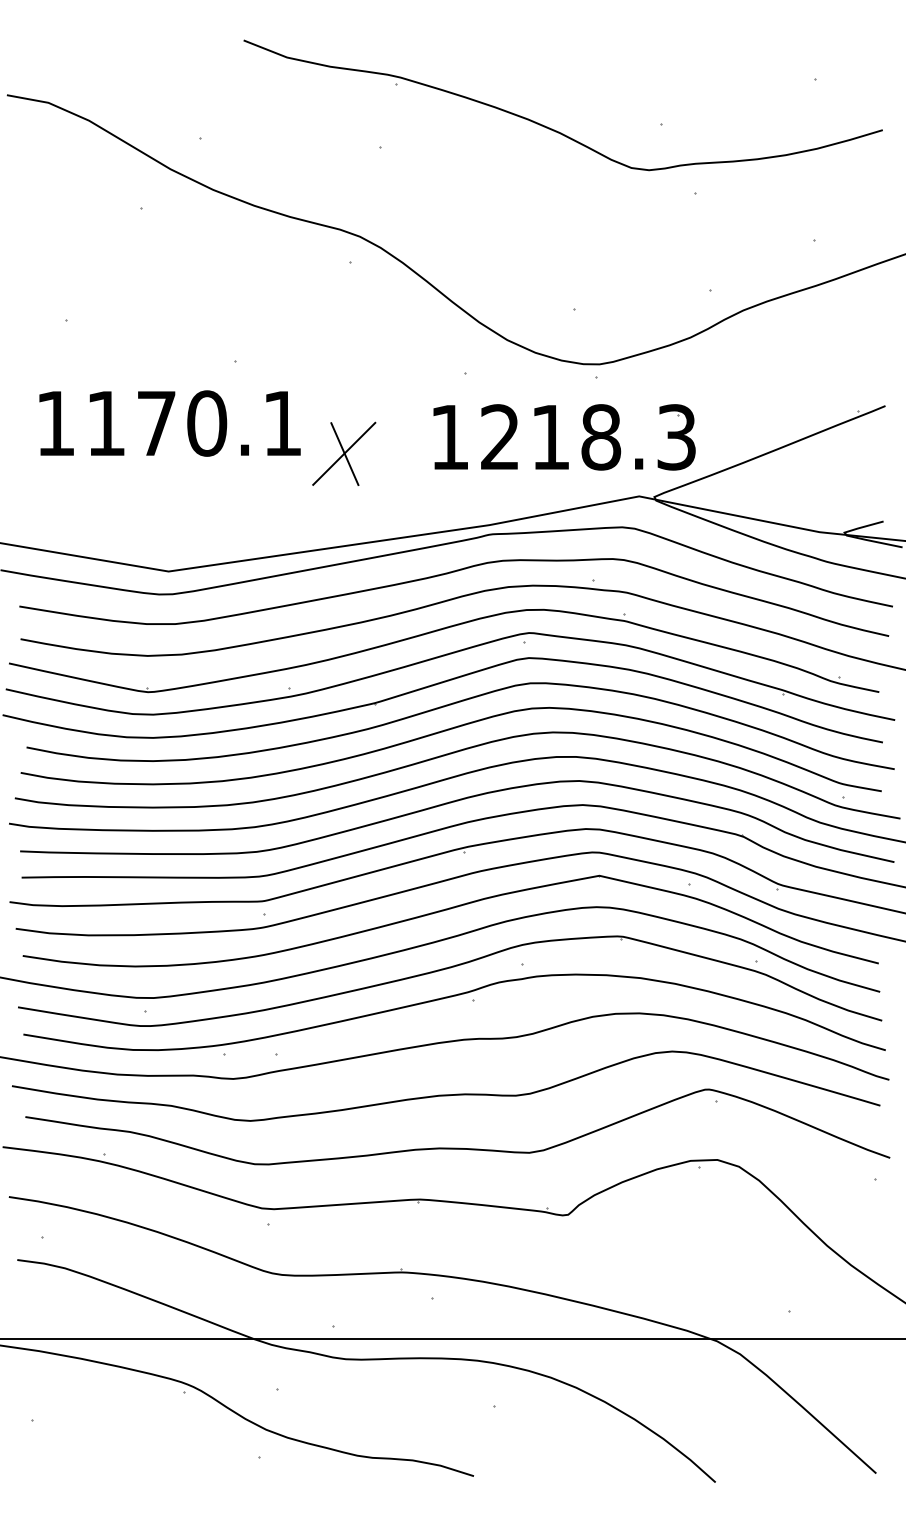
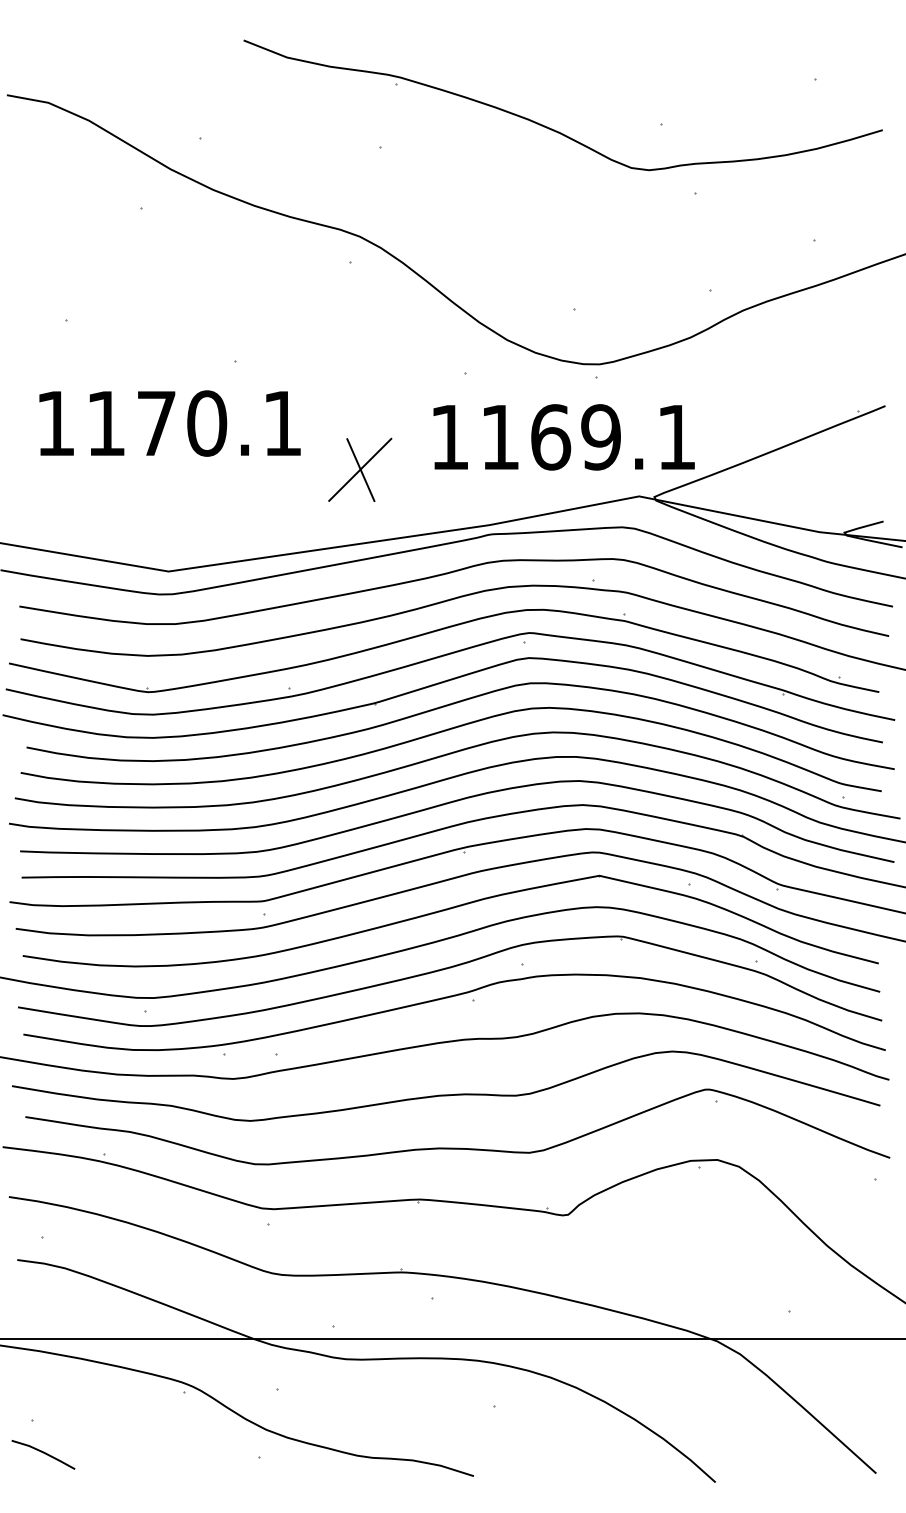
text: 1218.3 -> 1169.1 (588, 437)
part position: (344, 453) -> (360, 469) (360, 469)
line: none -> present (43, 1453)
